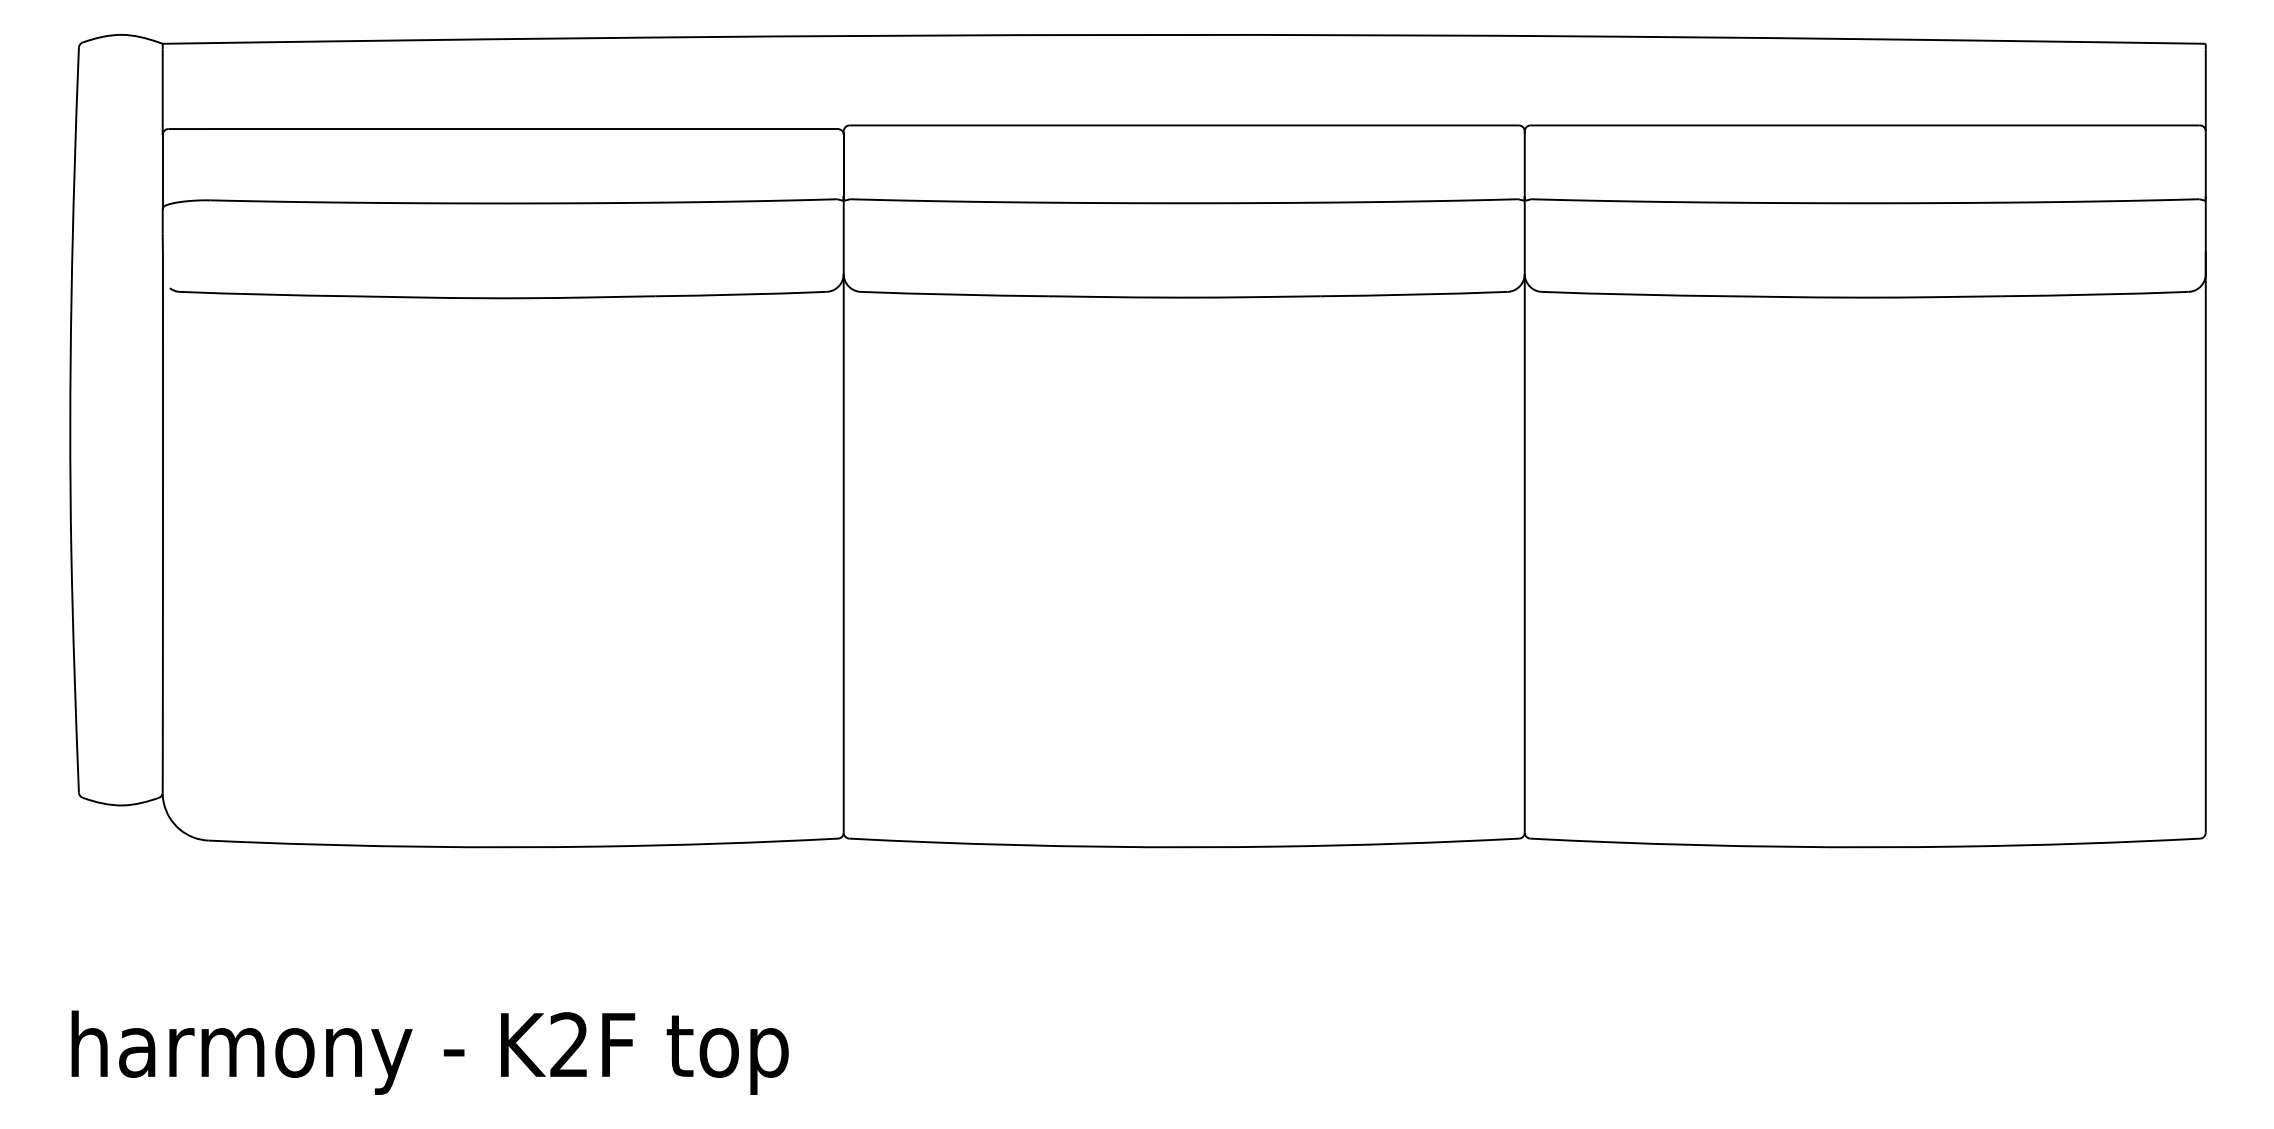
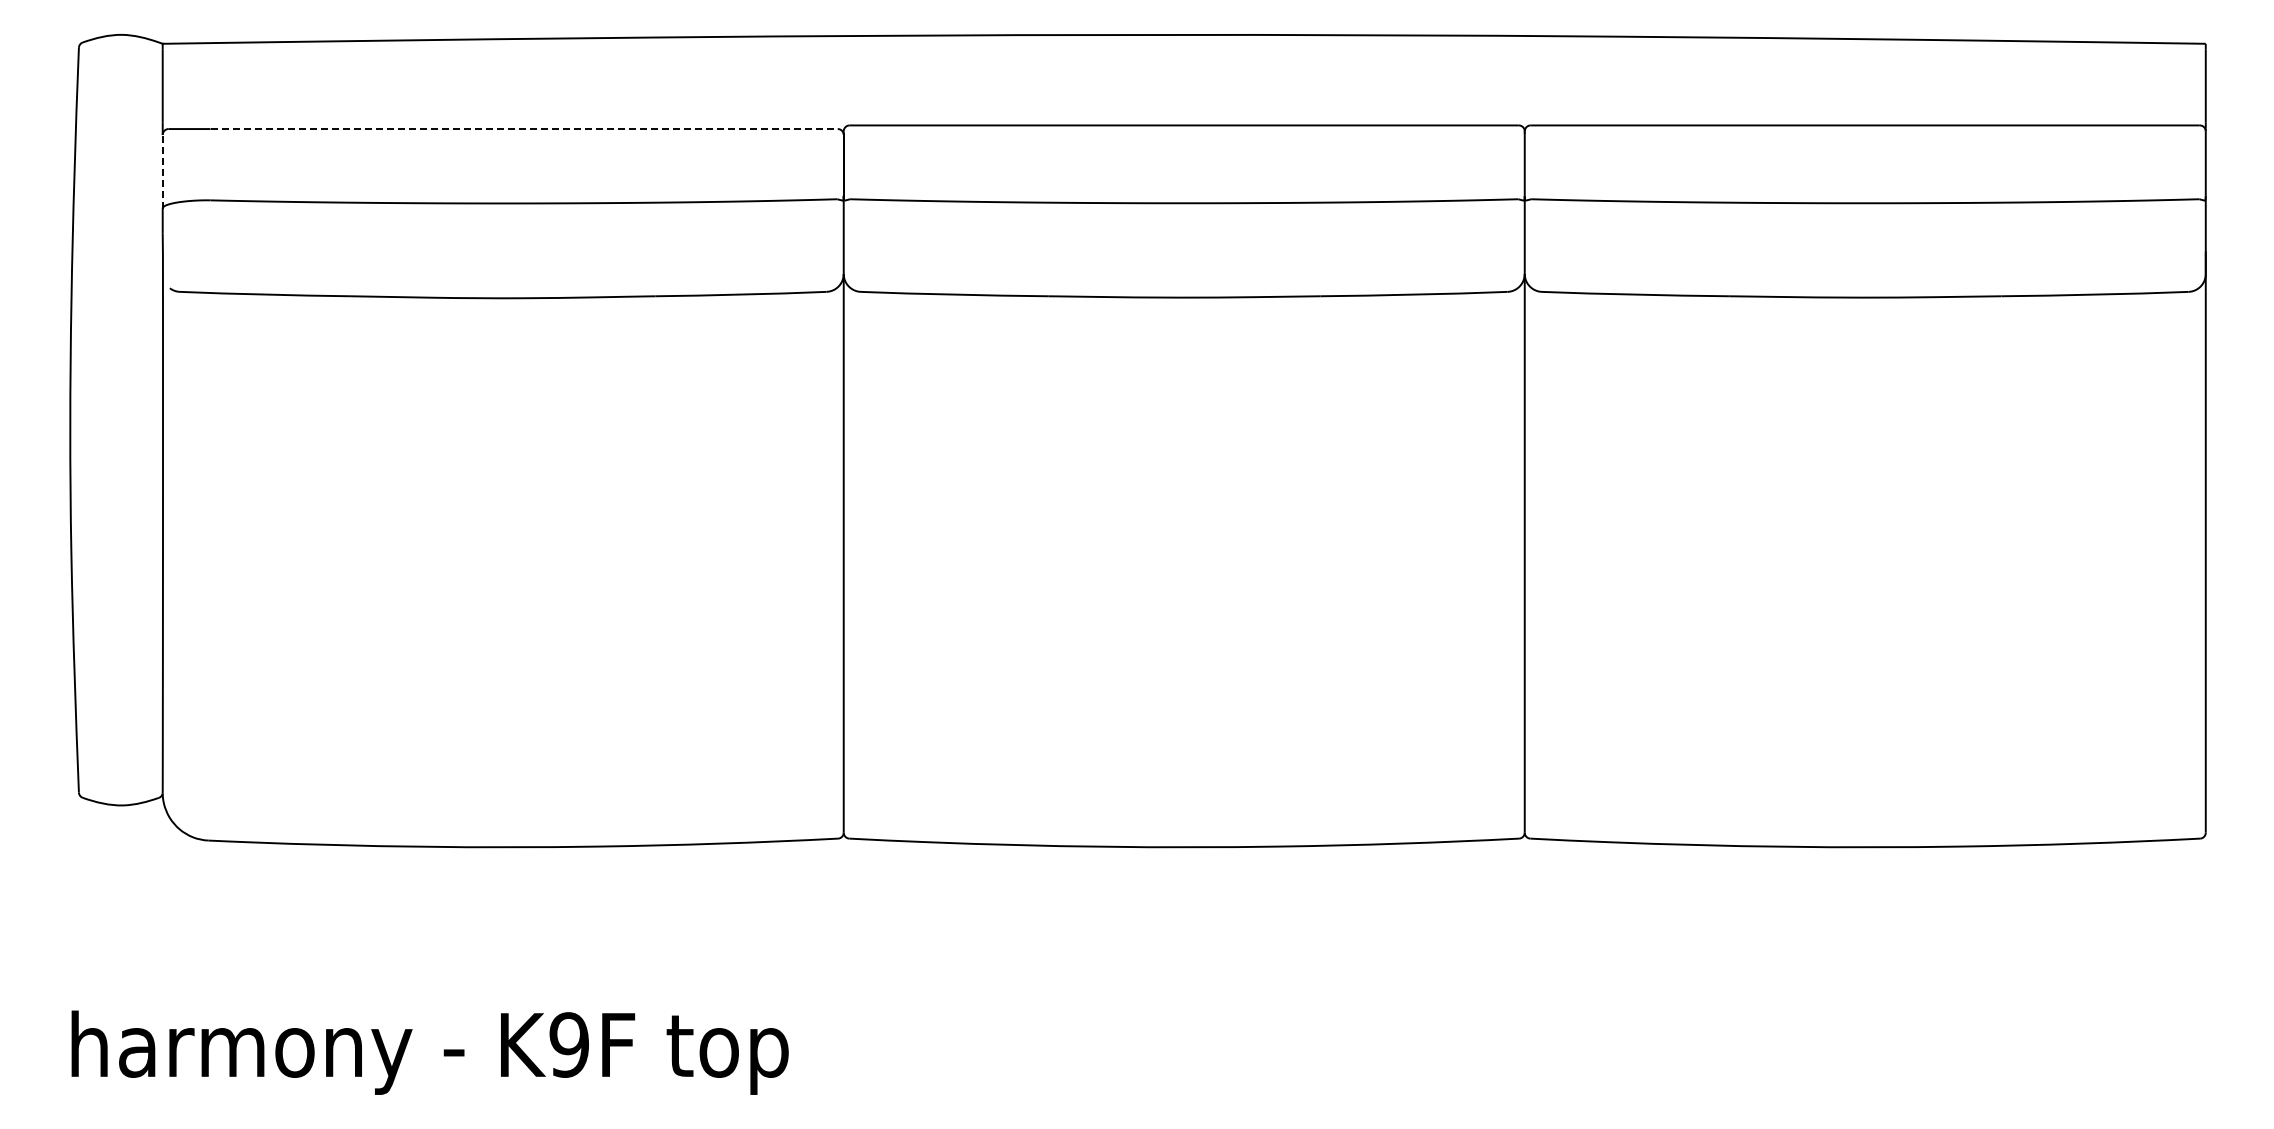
line: solid -> dashed (524, 129)
line: solid -> dashed (162, 171)
text: K2F -> K9F (568, 1044)
